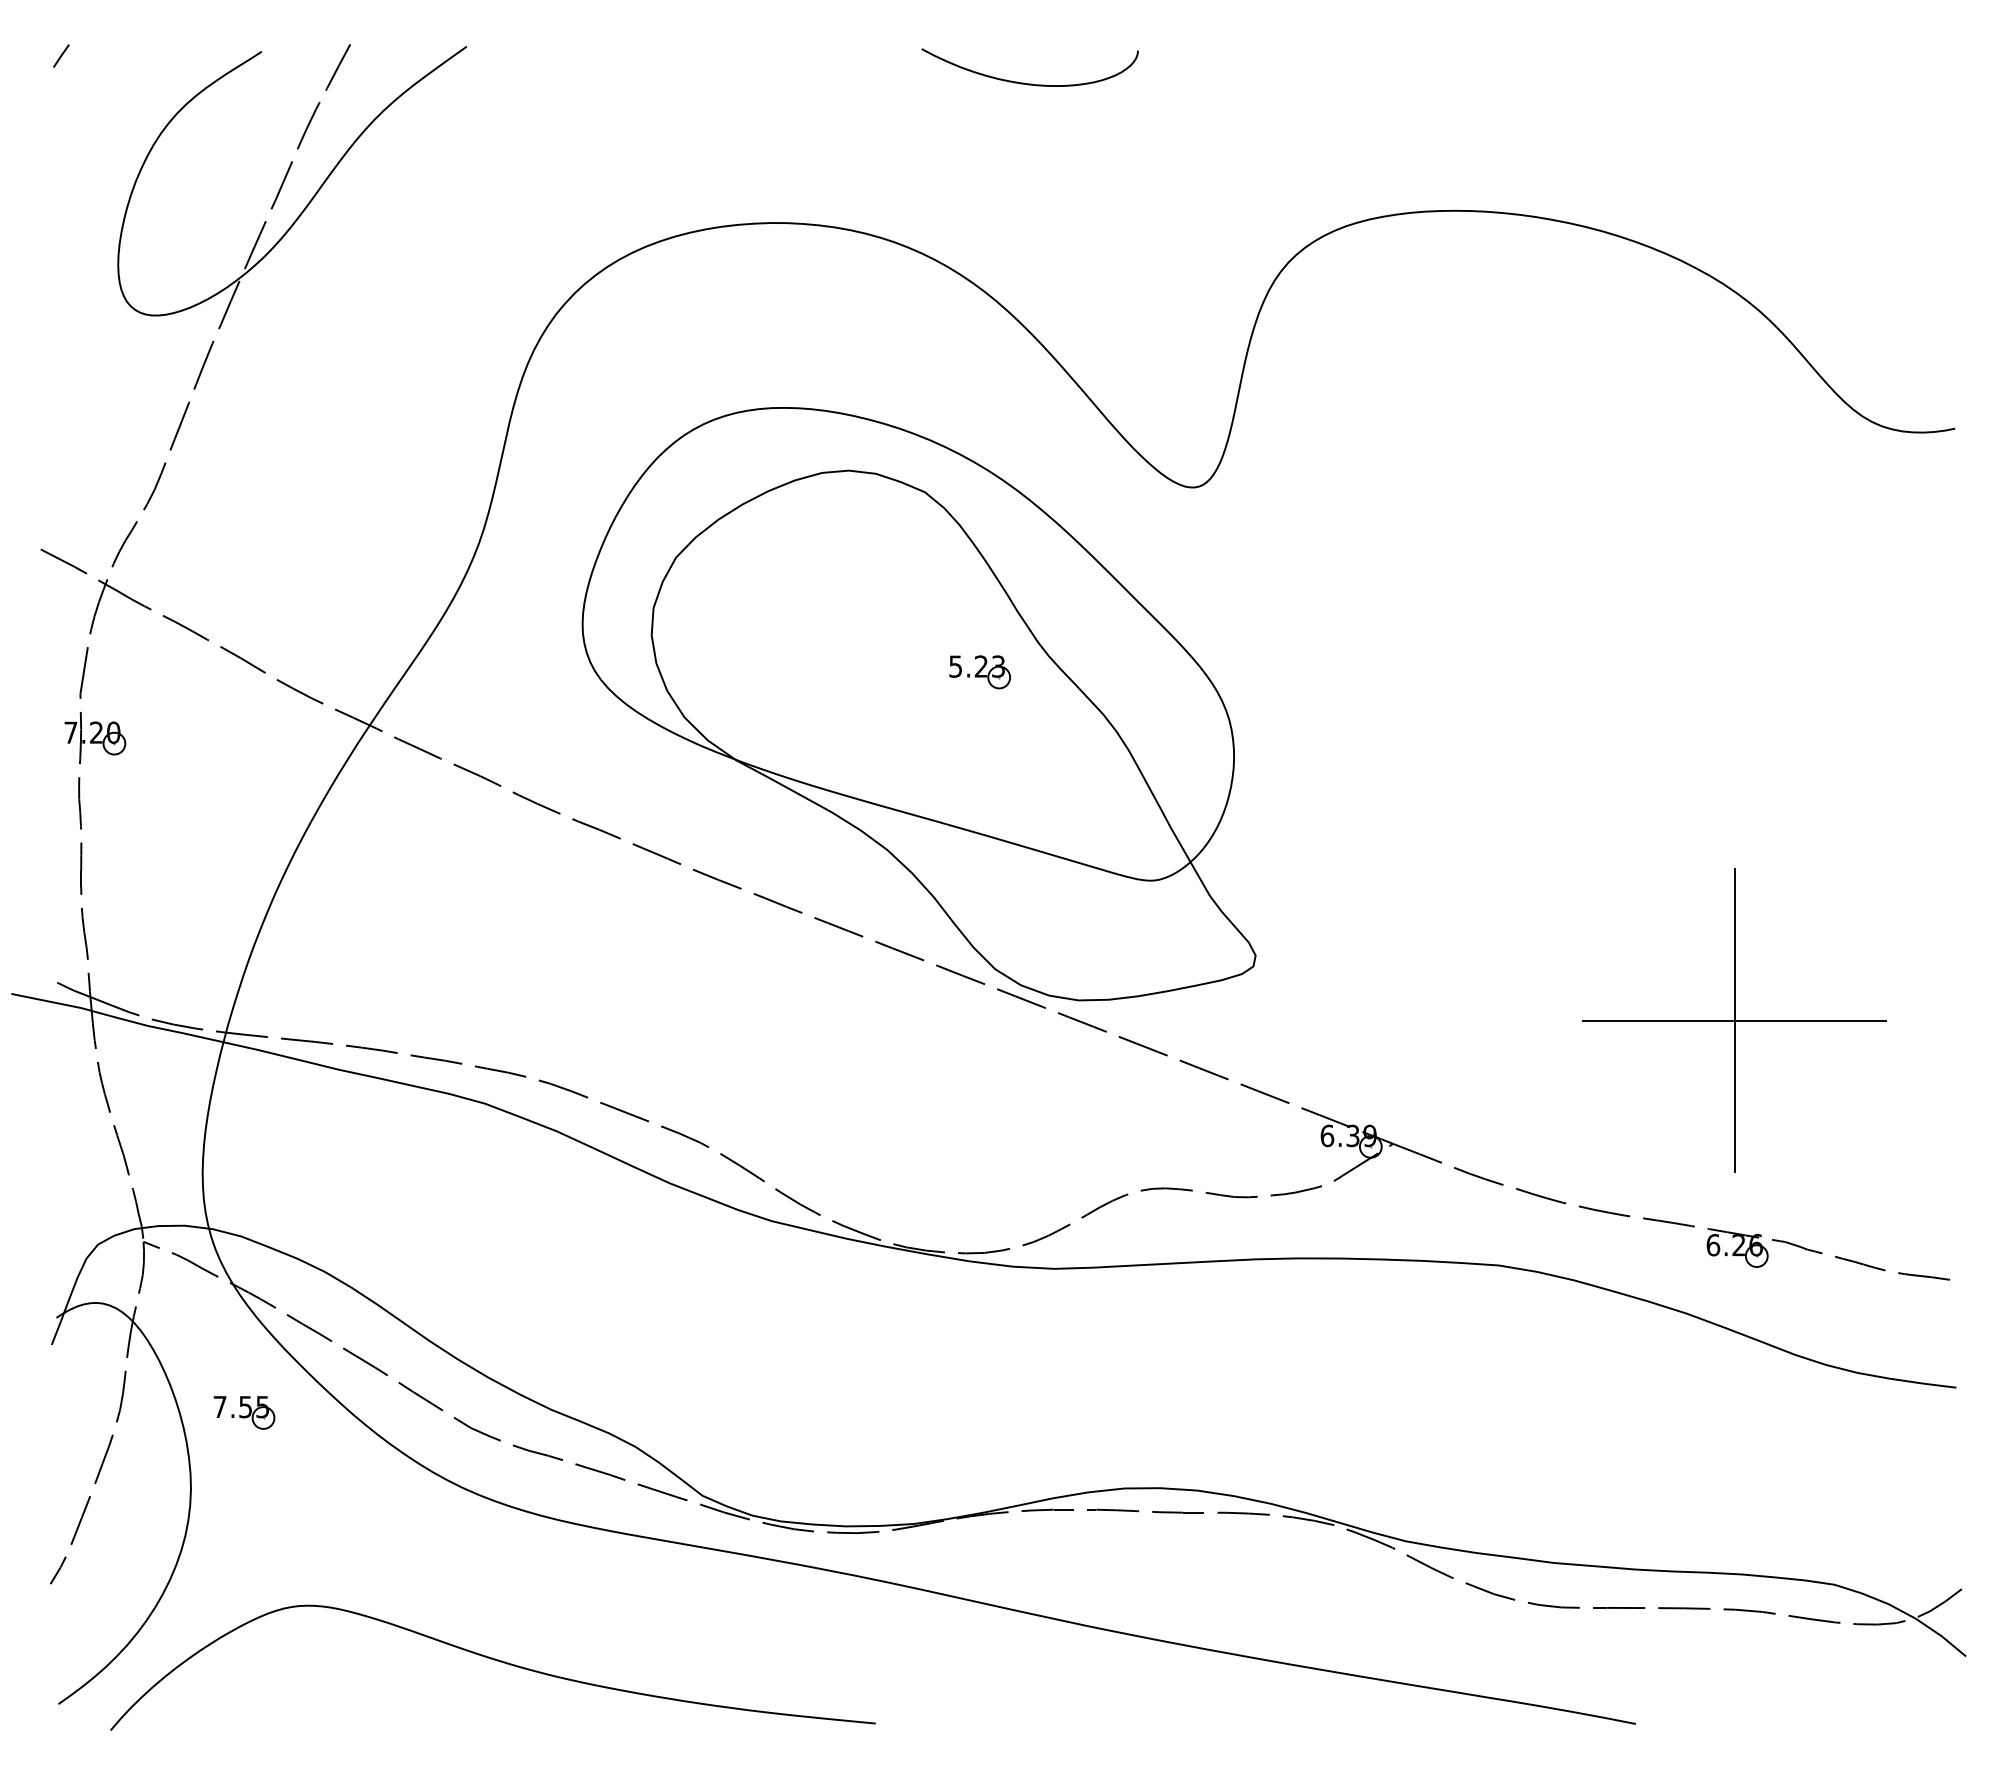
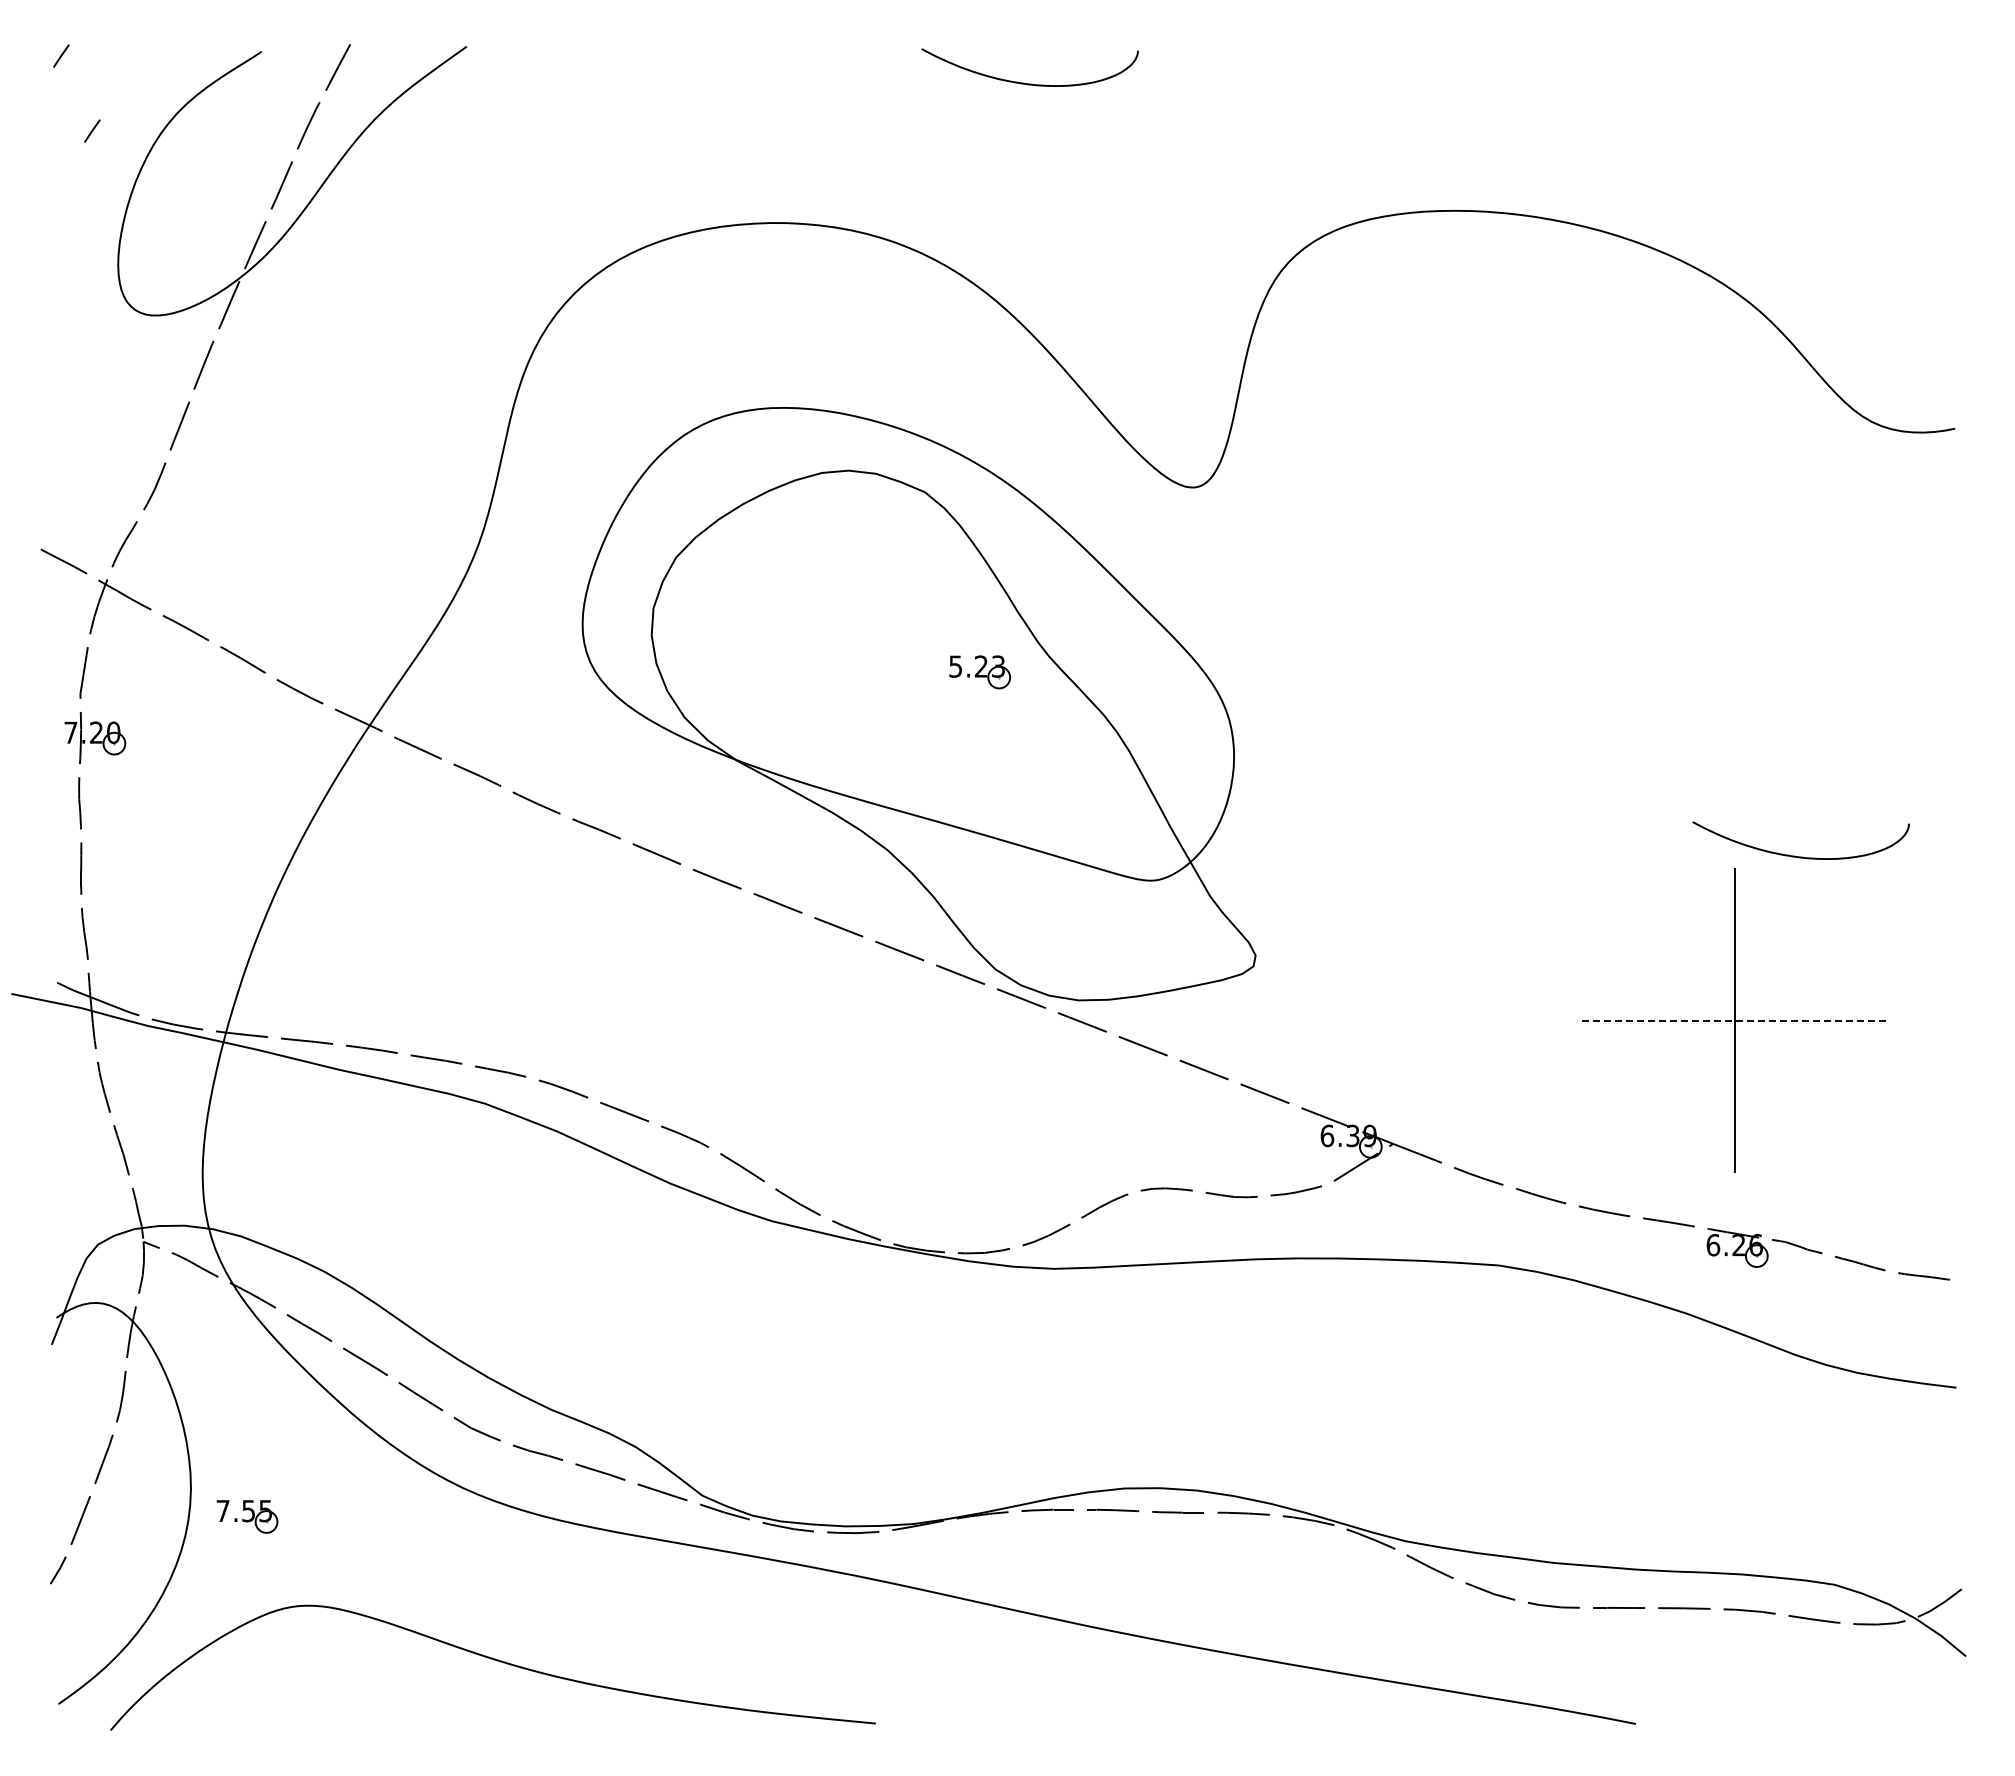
line: none -> present (92, 130)
curve: none -> present (1795, 855)
line: solid -> dashed (1734, 1020)
part position: (244, 1412) -> (247, 1516) (247, 1516)
